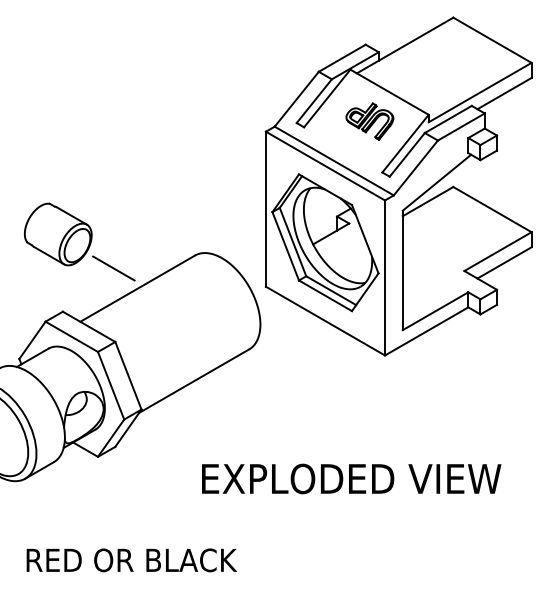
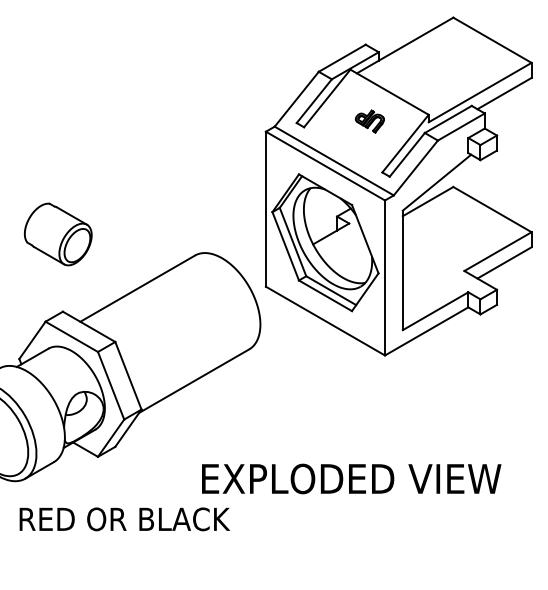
part size: 50x39 px -> 30x25 px (369, 121)
line: present -> none (113, 268)
text position: (131, 560) -> (124, 519) (124, 519)
